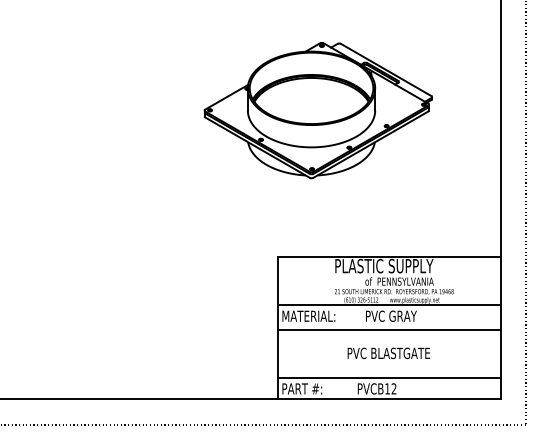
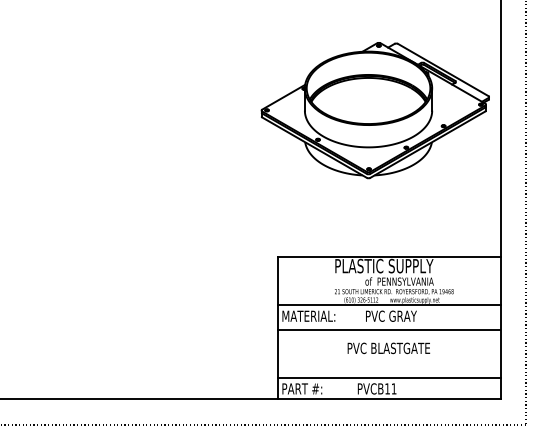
part position: (317, 110) -> (374, 110) (374, 110)
text position: (388, 353) -> (388, 348) (388, 348)
text: PVCB12 -> PVCB11 (393, 388)
